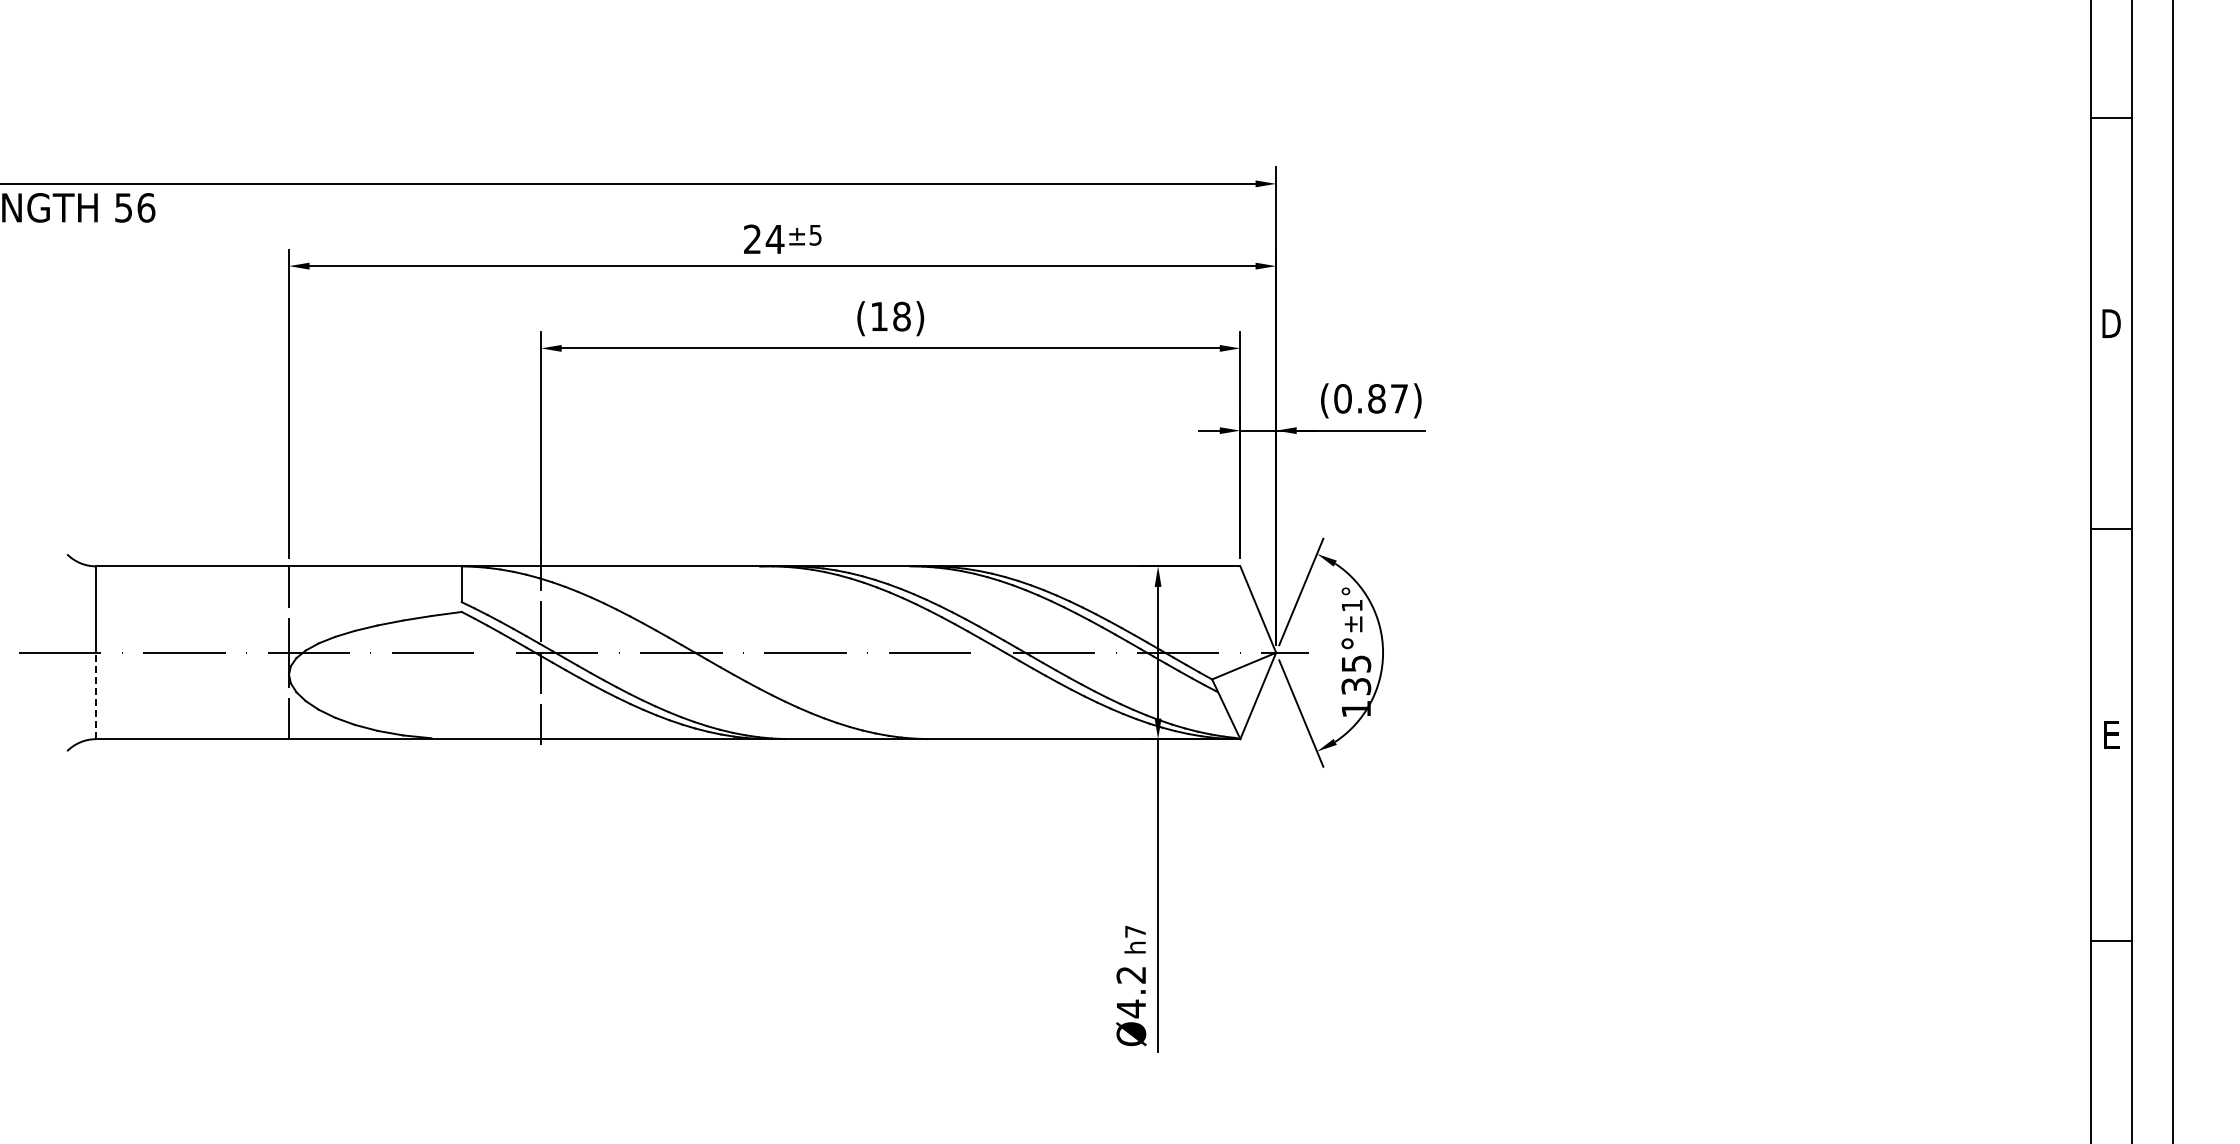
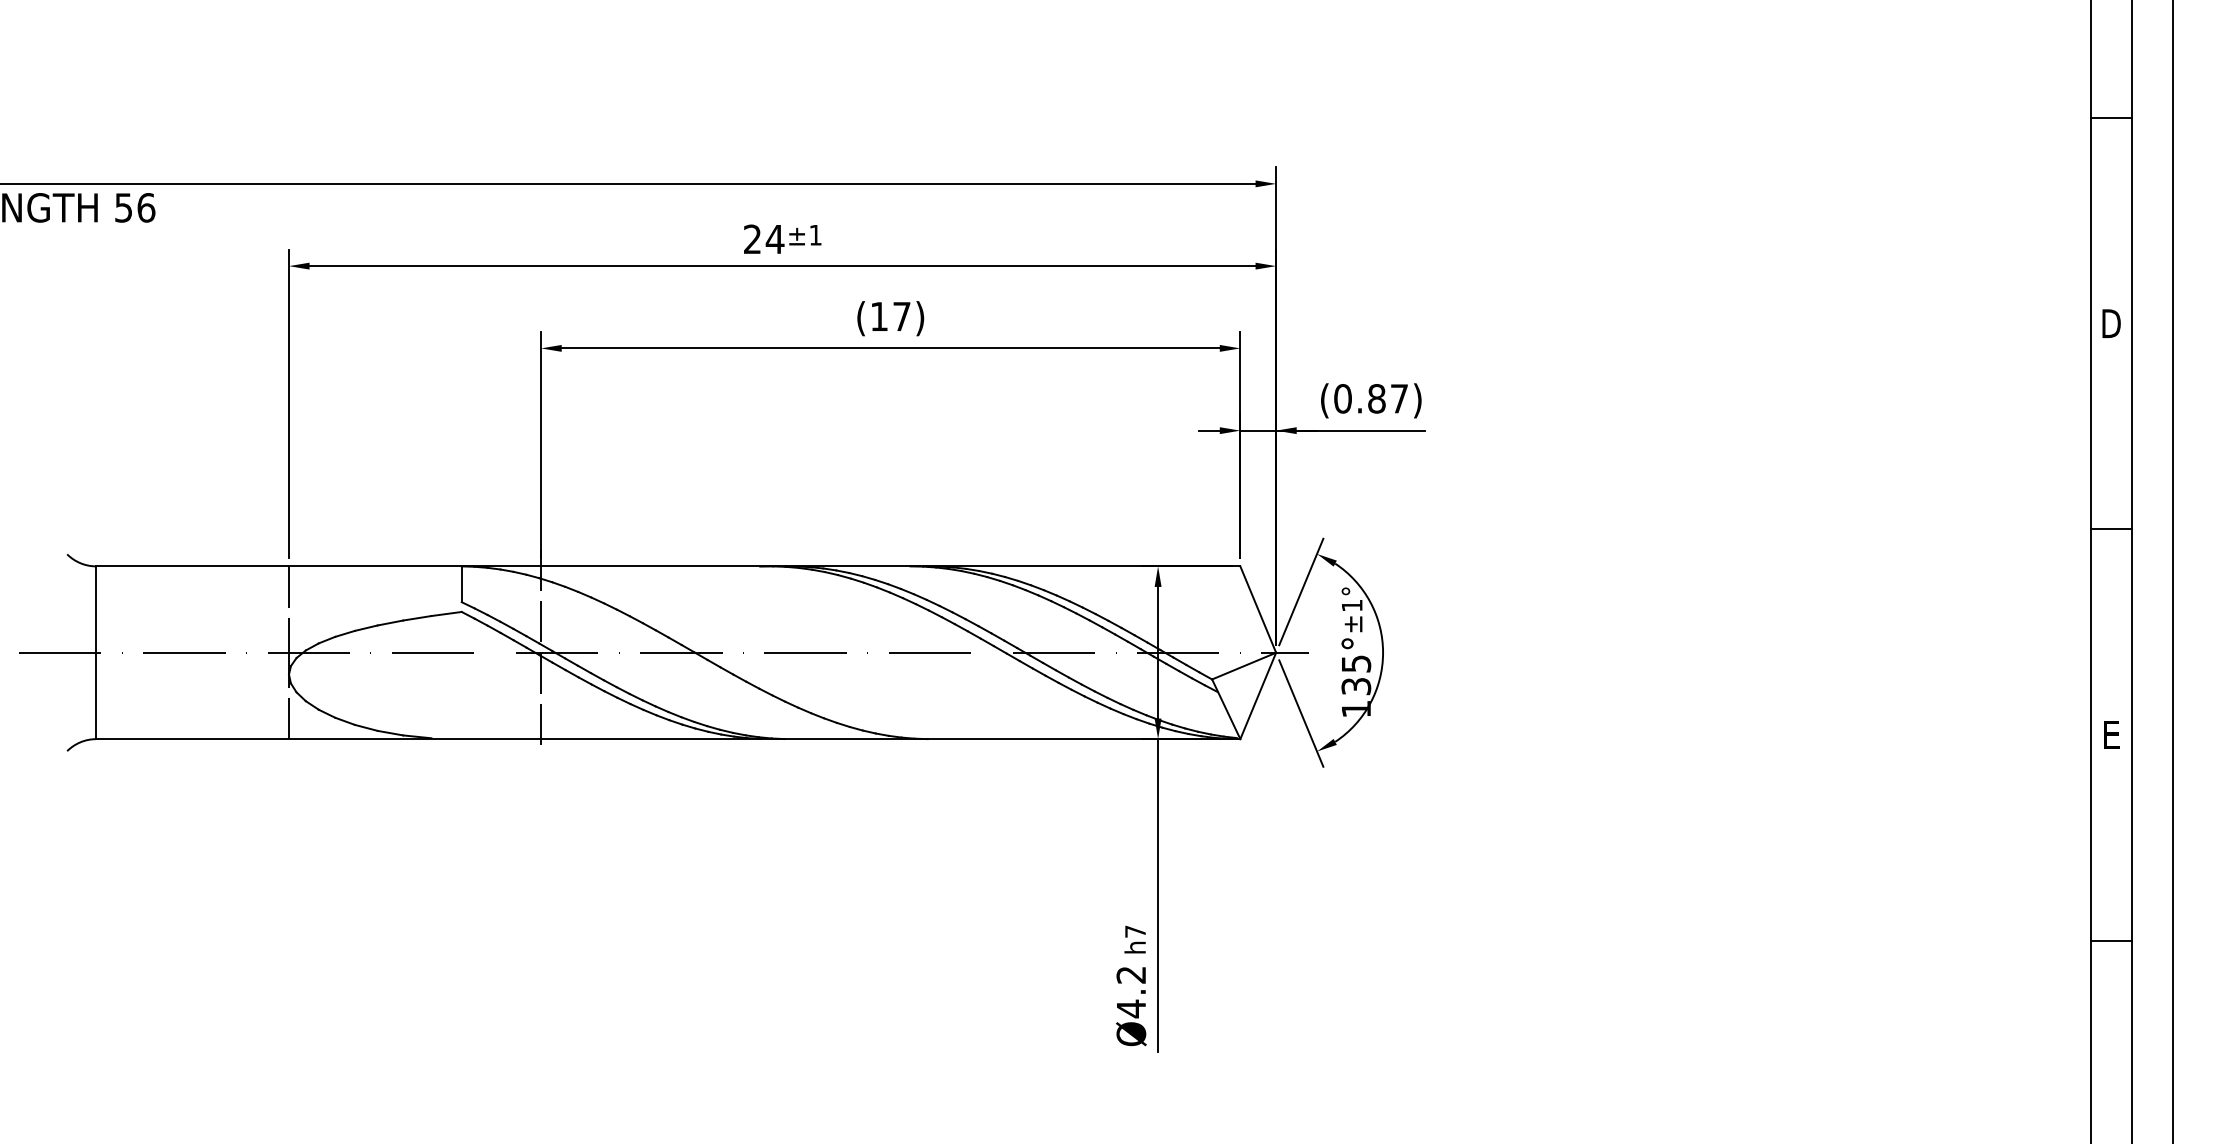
text: ±5 -> ±1 (815, 235)
text: (18) -> (17) (901, 316)
line: dashed -> solid (96, 695)
